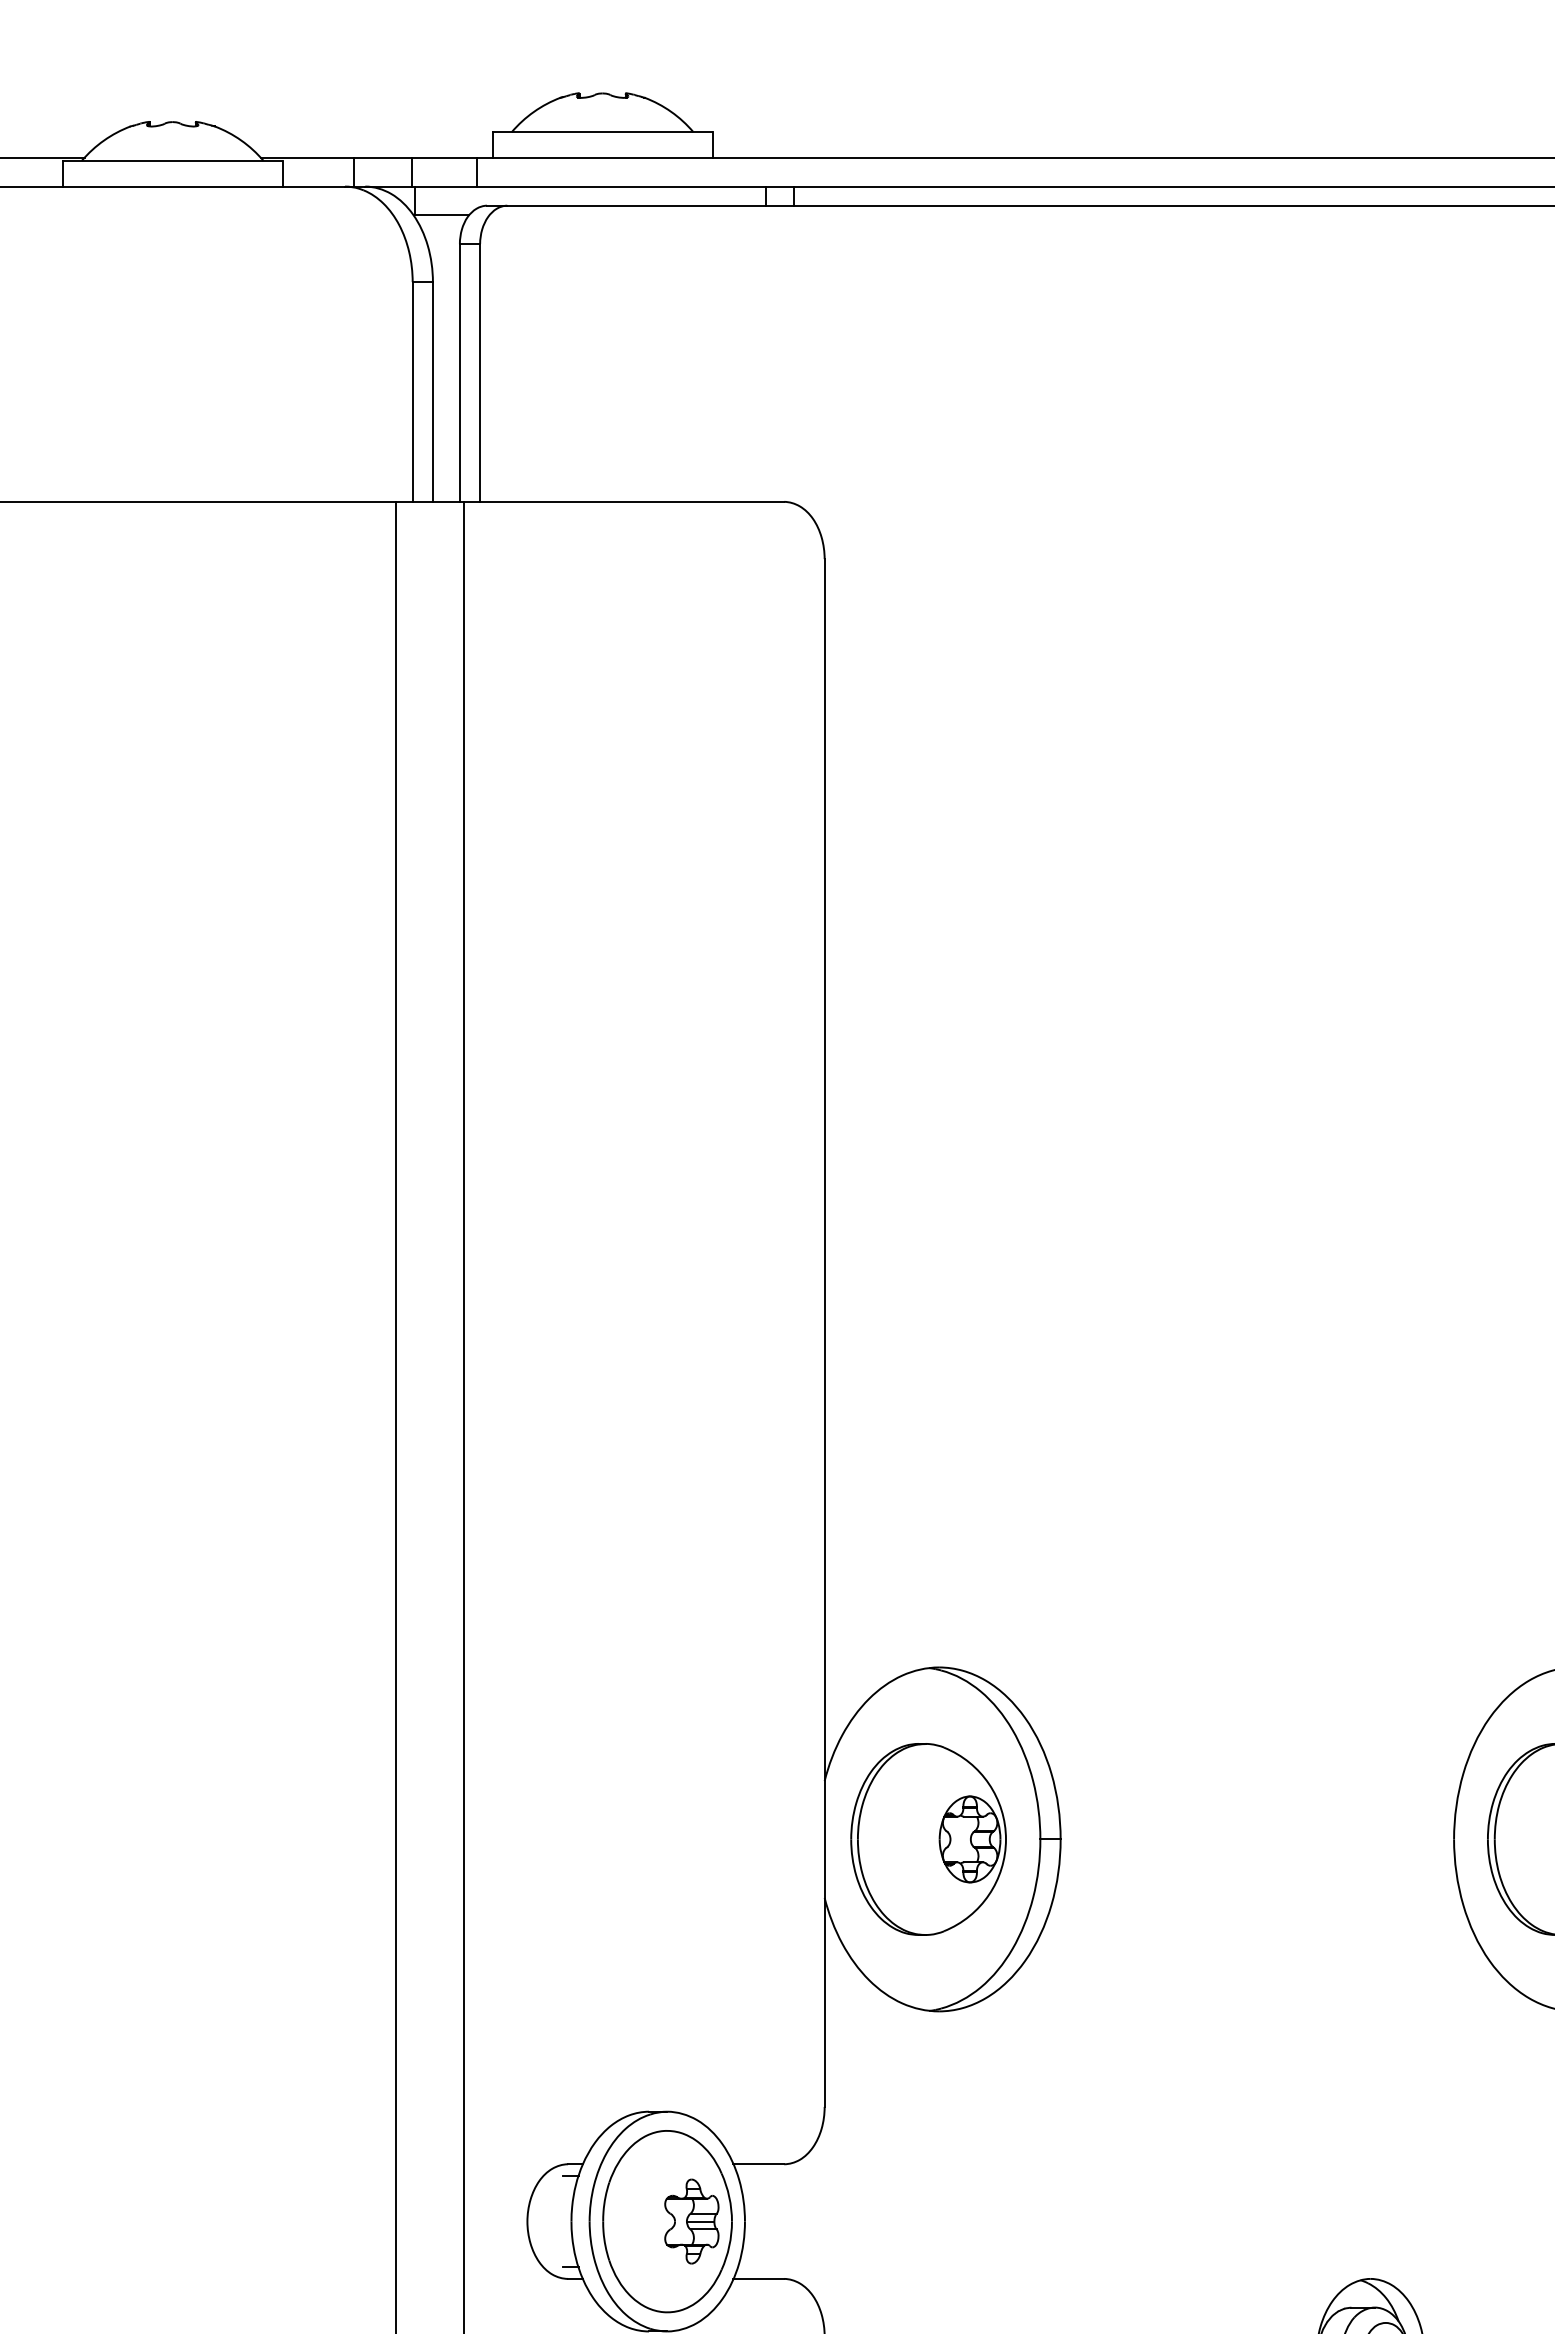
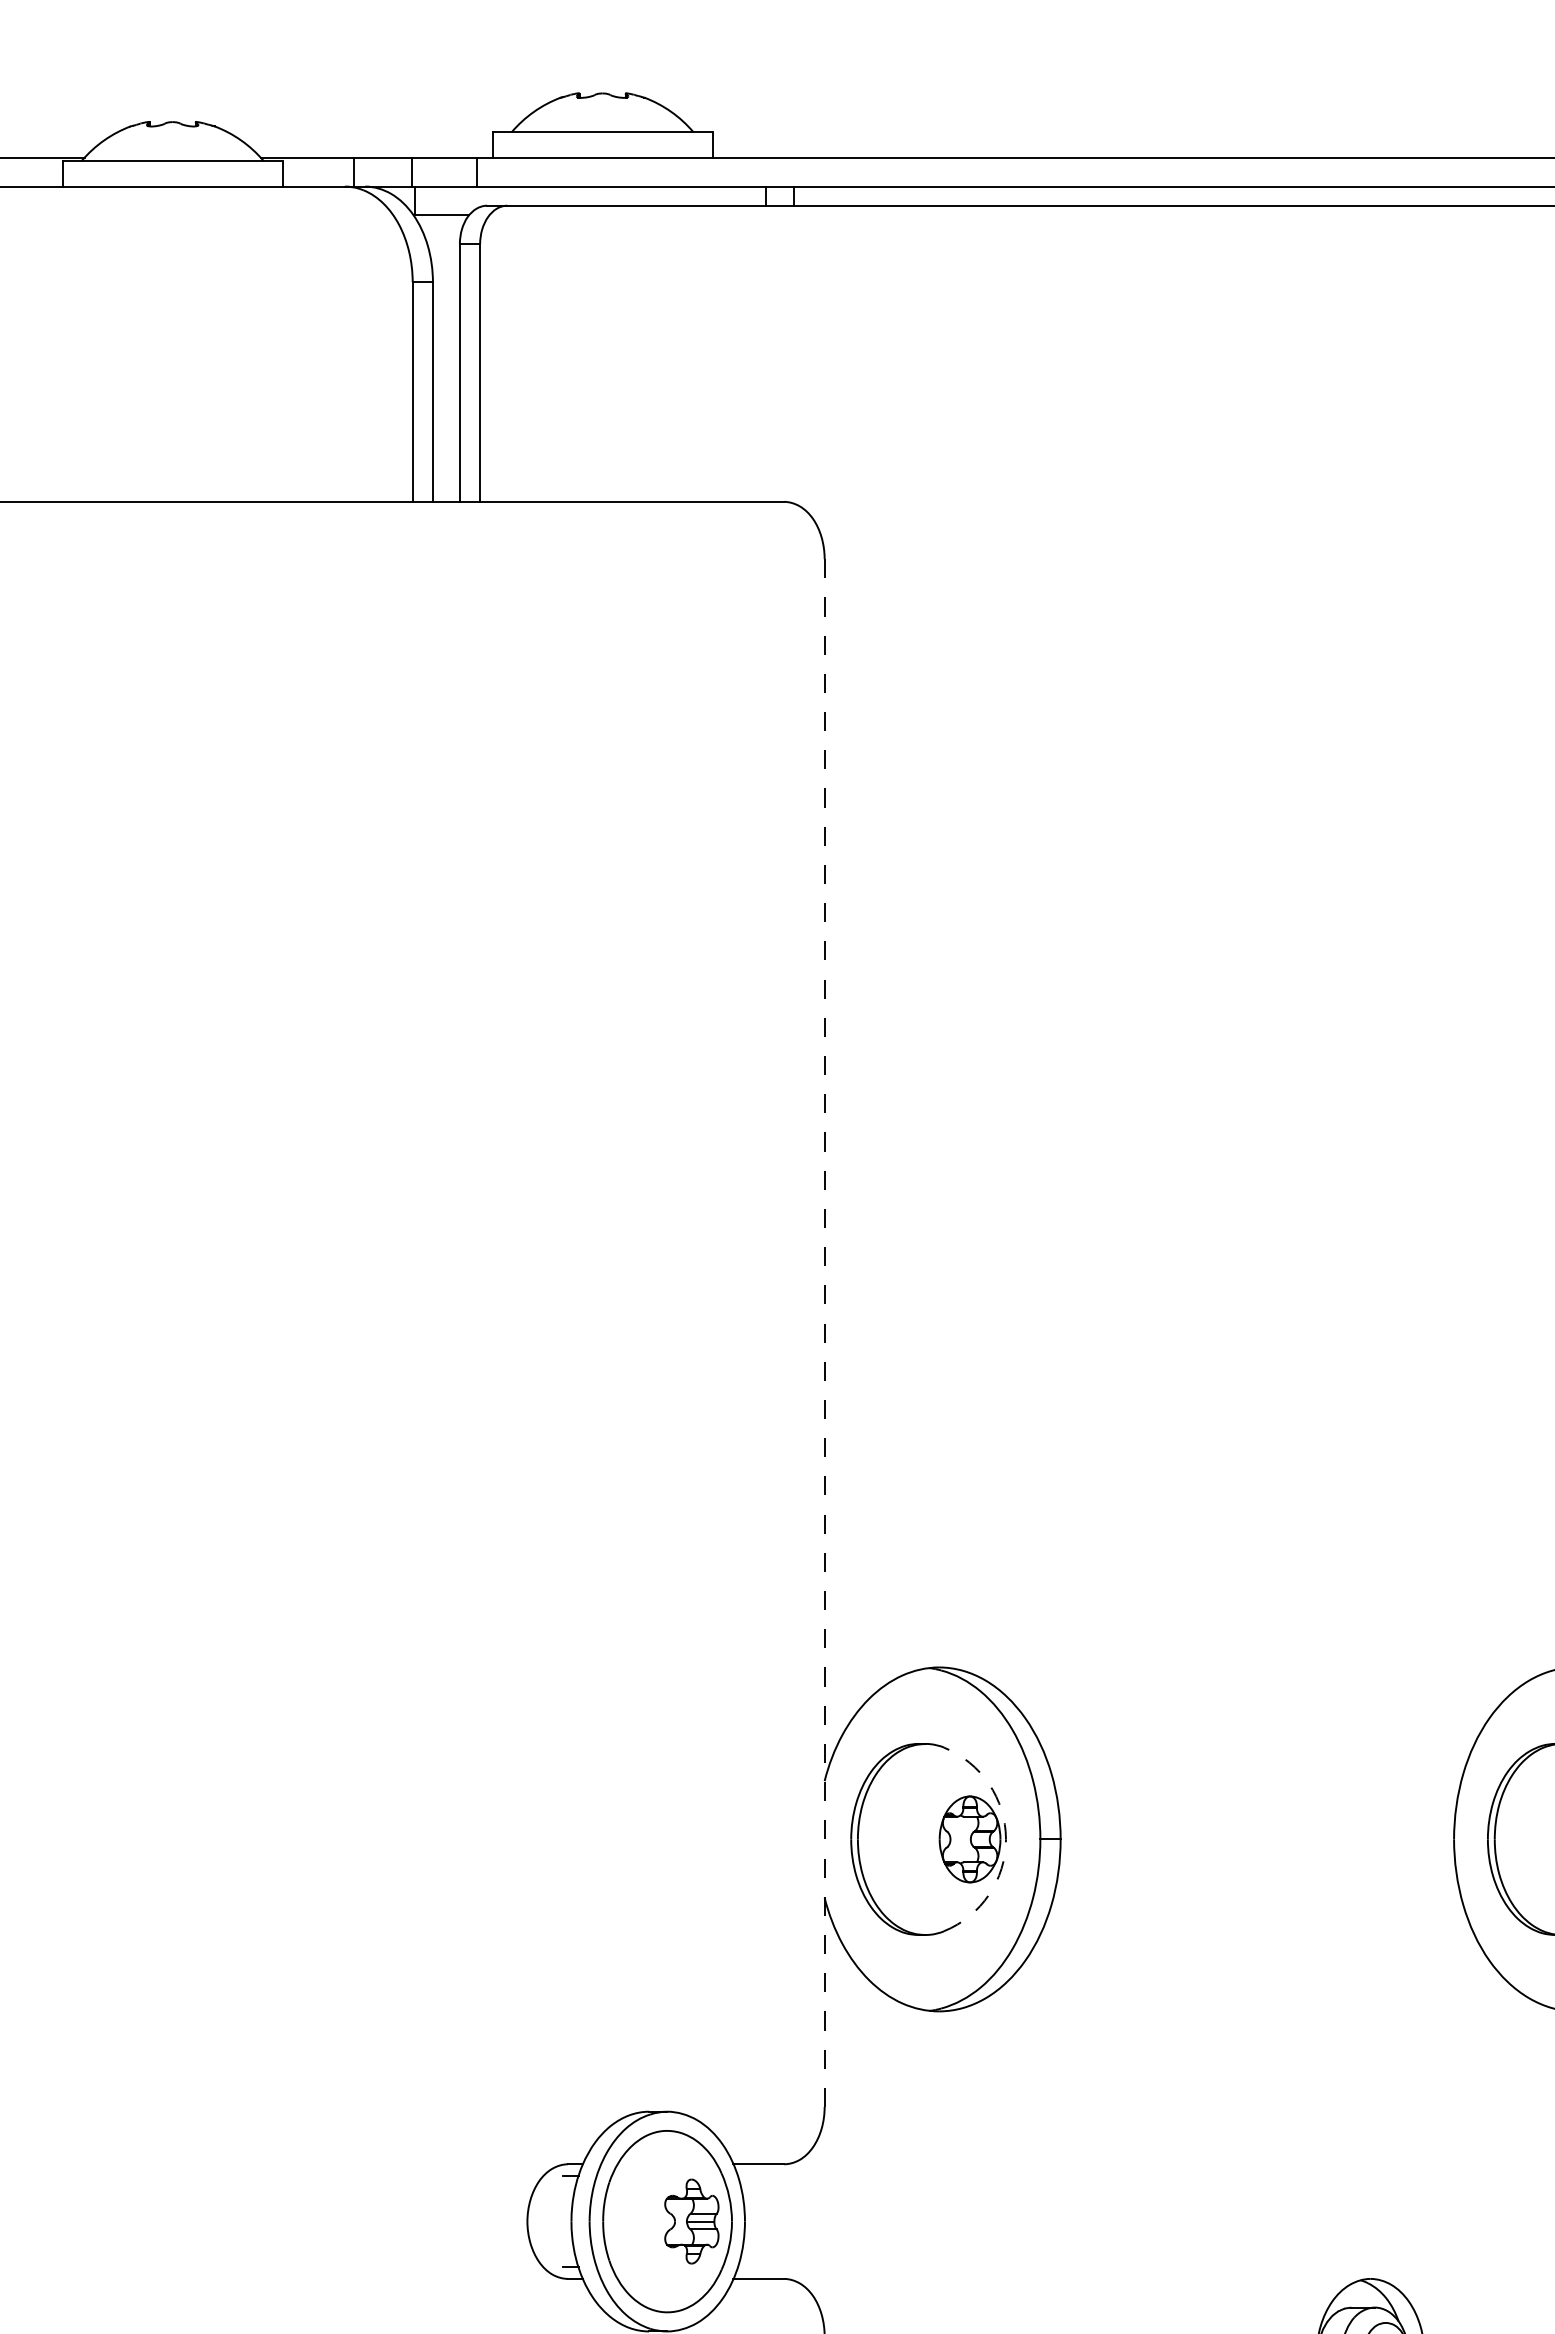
line: solid -> dashed (824, 1333)
line: present -> none (396, 1415)
line: present -> none (463, 1415)
arc: solid -> dashed (1005, 1839)
